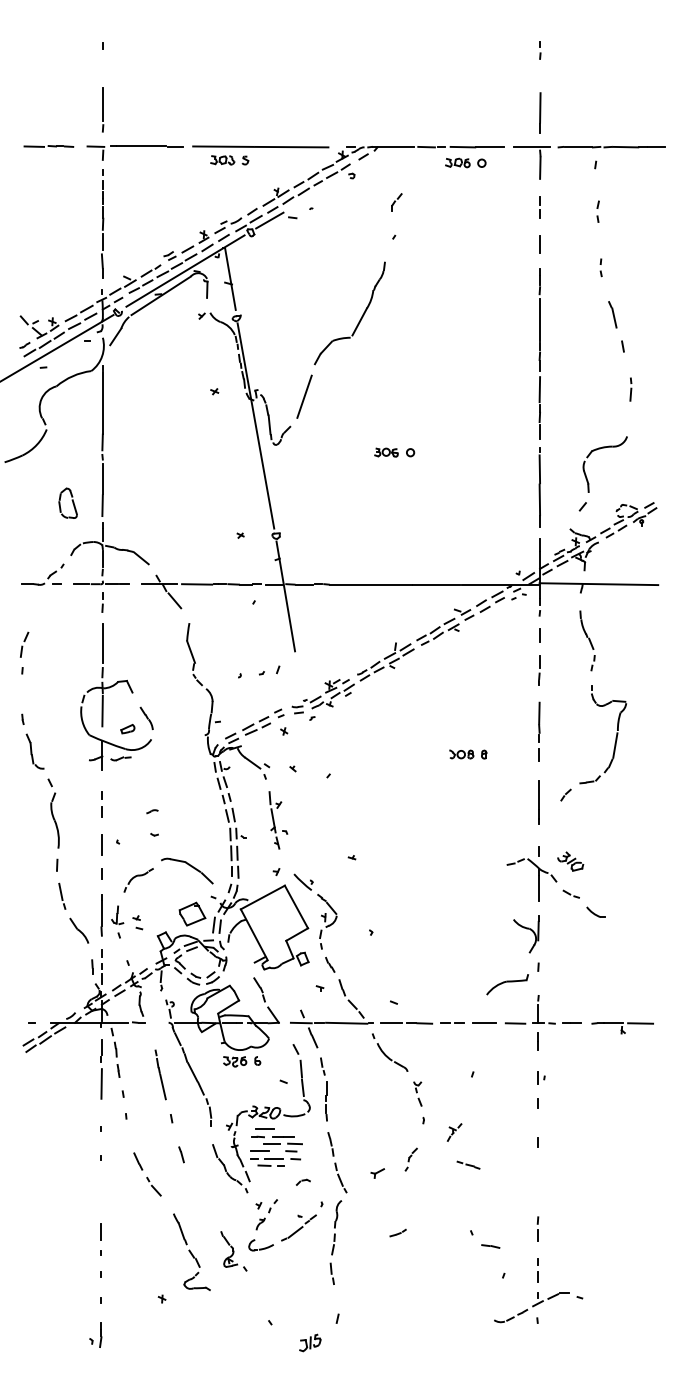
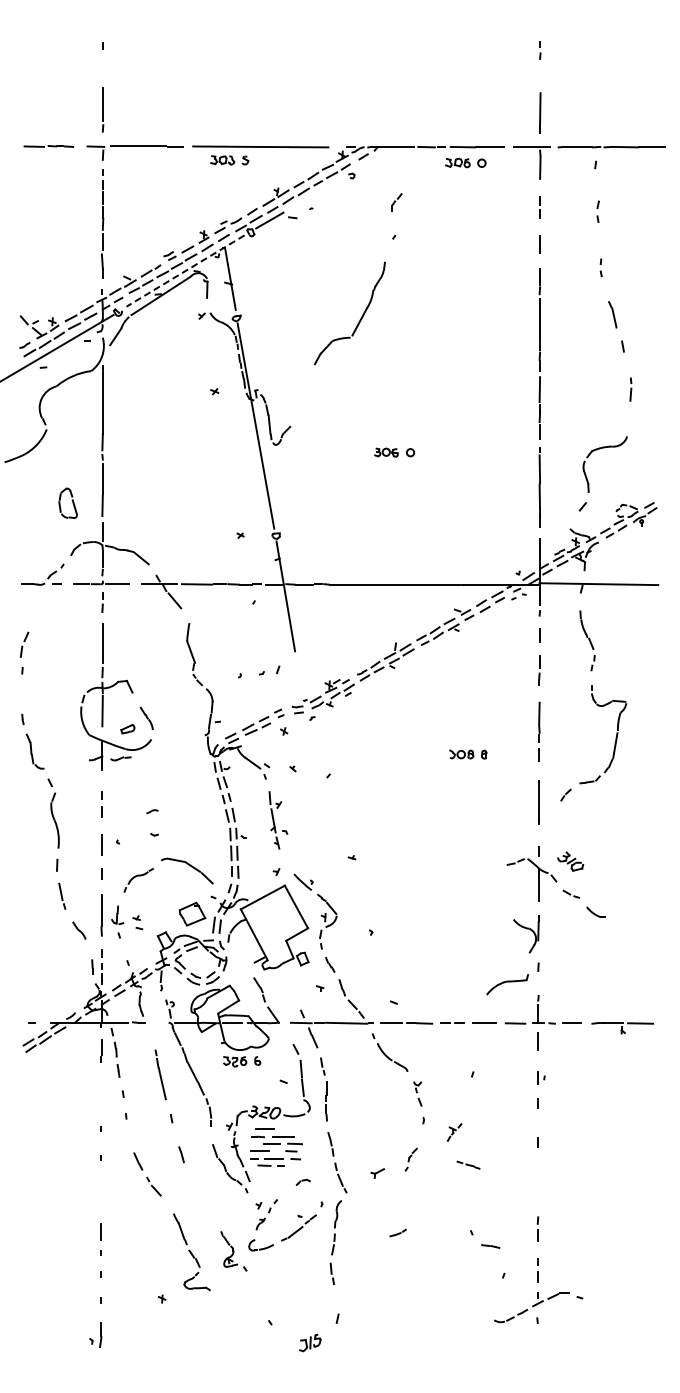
line: solid -> dashed (185, 271)
line: present -> none (304, 396)
part size: 21x27 px -> 15x19 px (79, 930)
line: present -> none (101, 1083)
